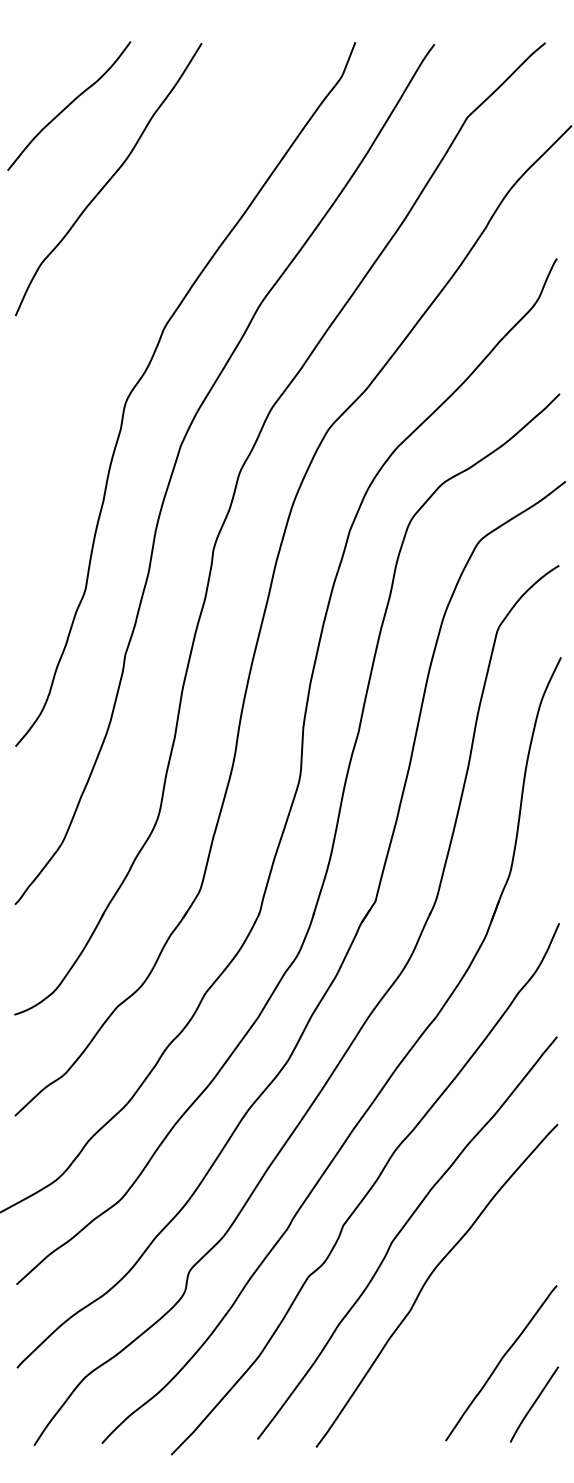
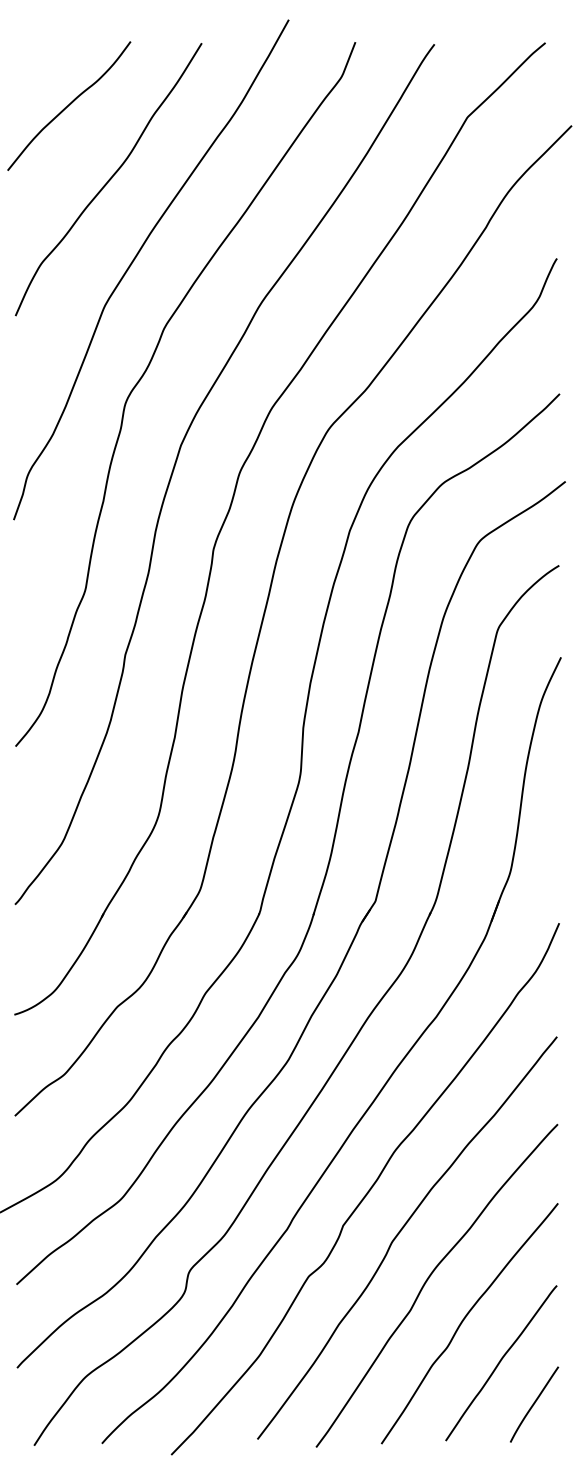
curve: none -> present (135, 259)
curve: none -> present (464, 1320)
